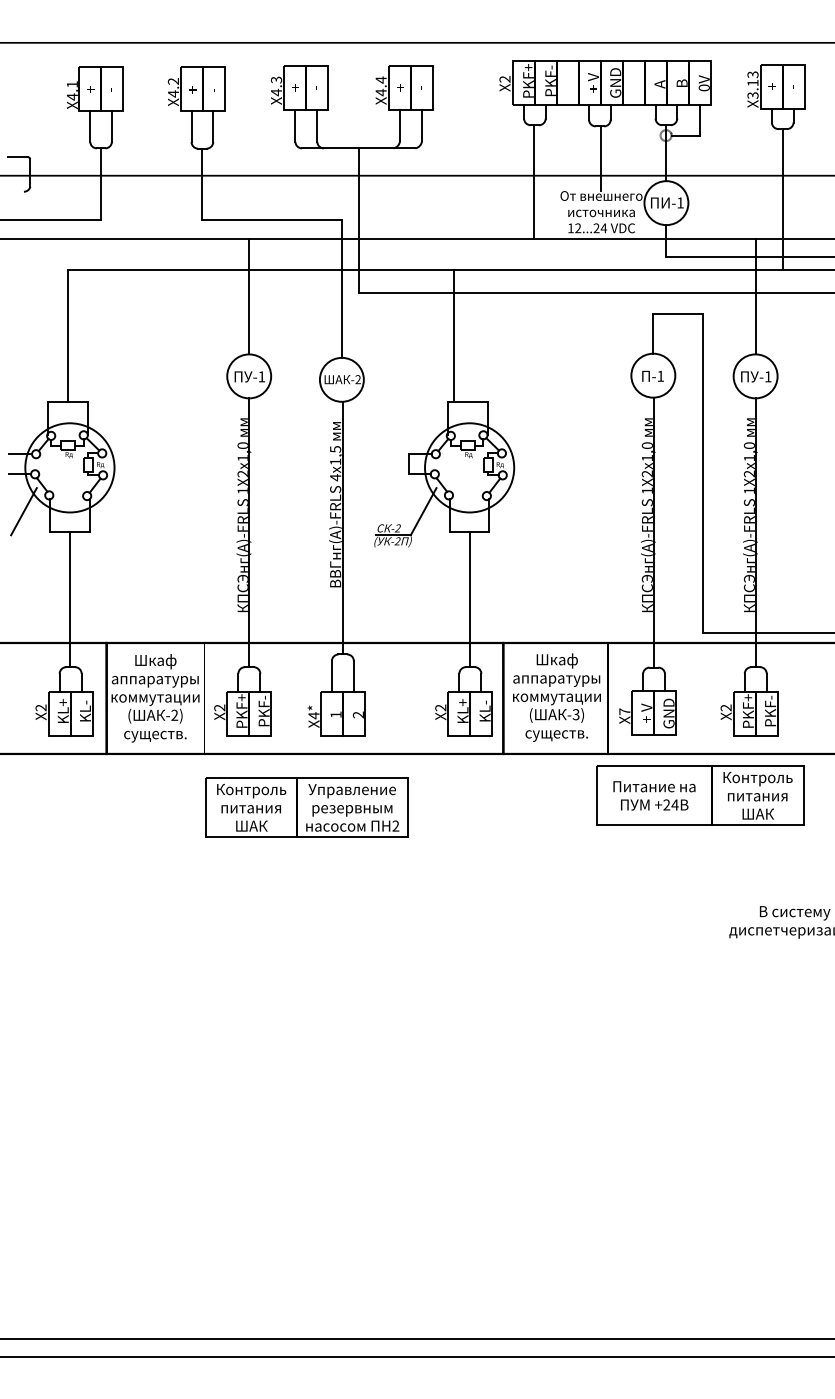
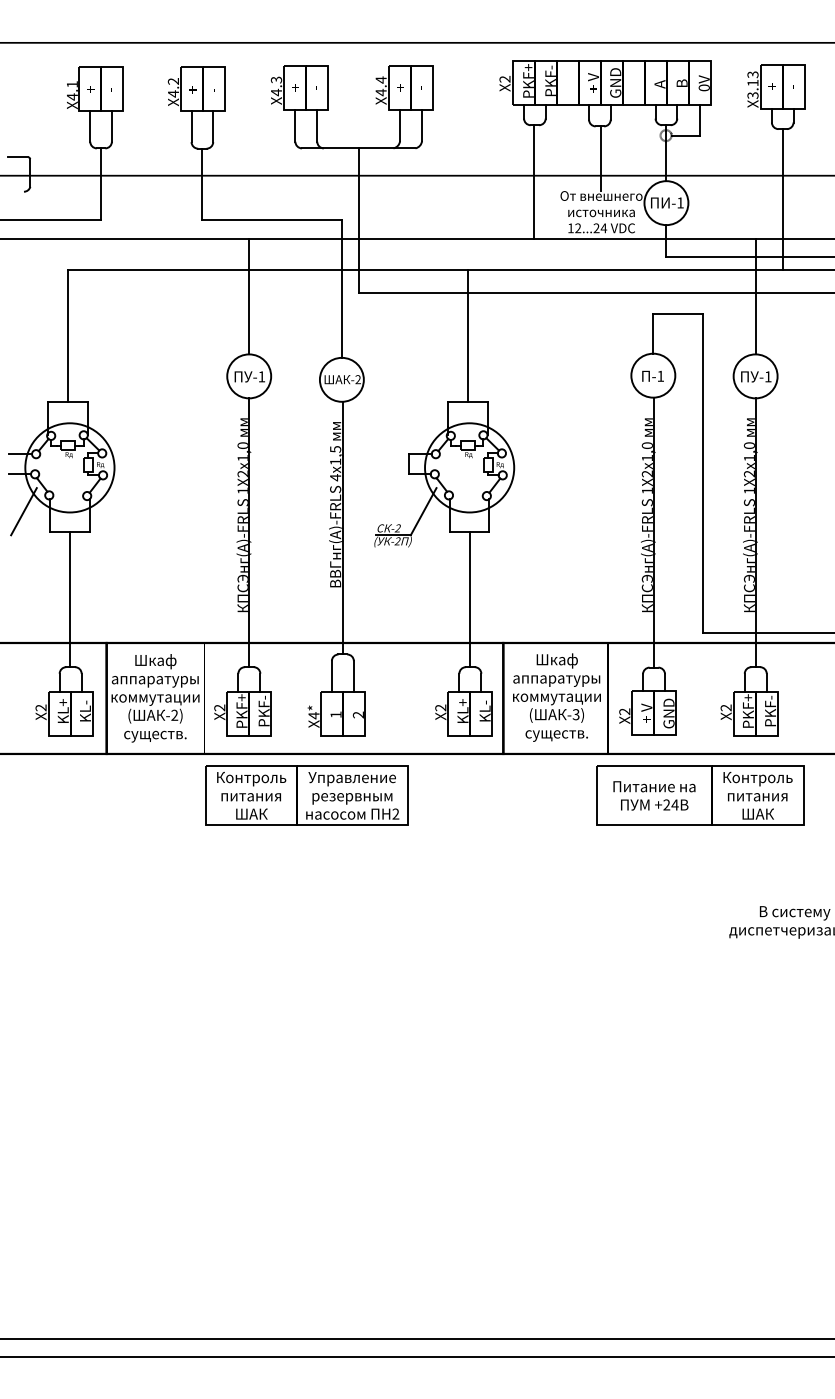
line position: (453, 335) -> (467, 335) (467, 335)
text: X7 -> X2 (624, 711)
part position: (306, 807) -> (306, 795) (306, 795)
